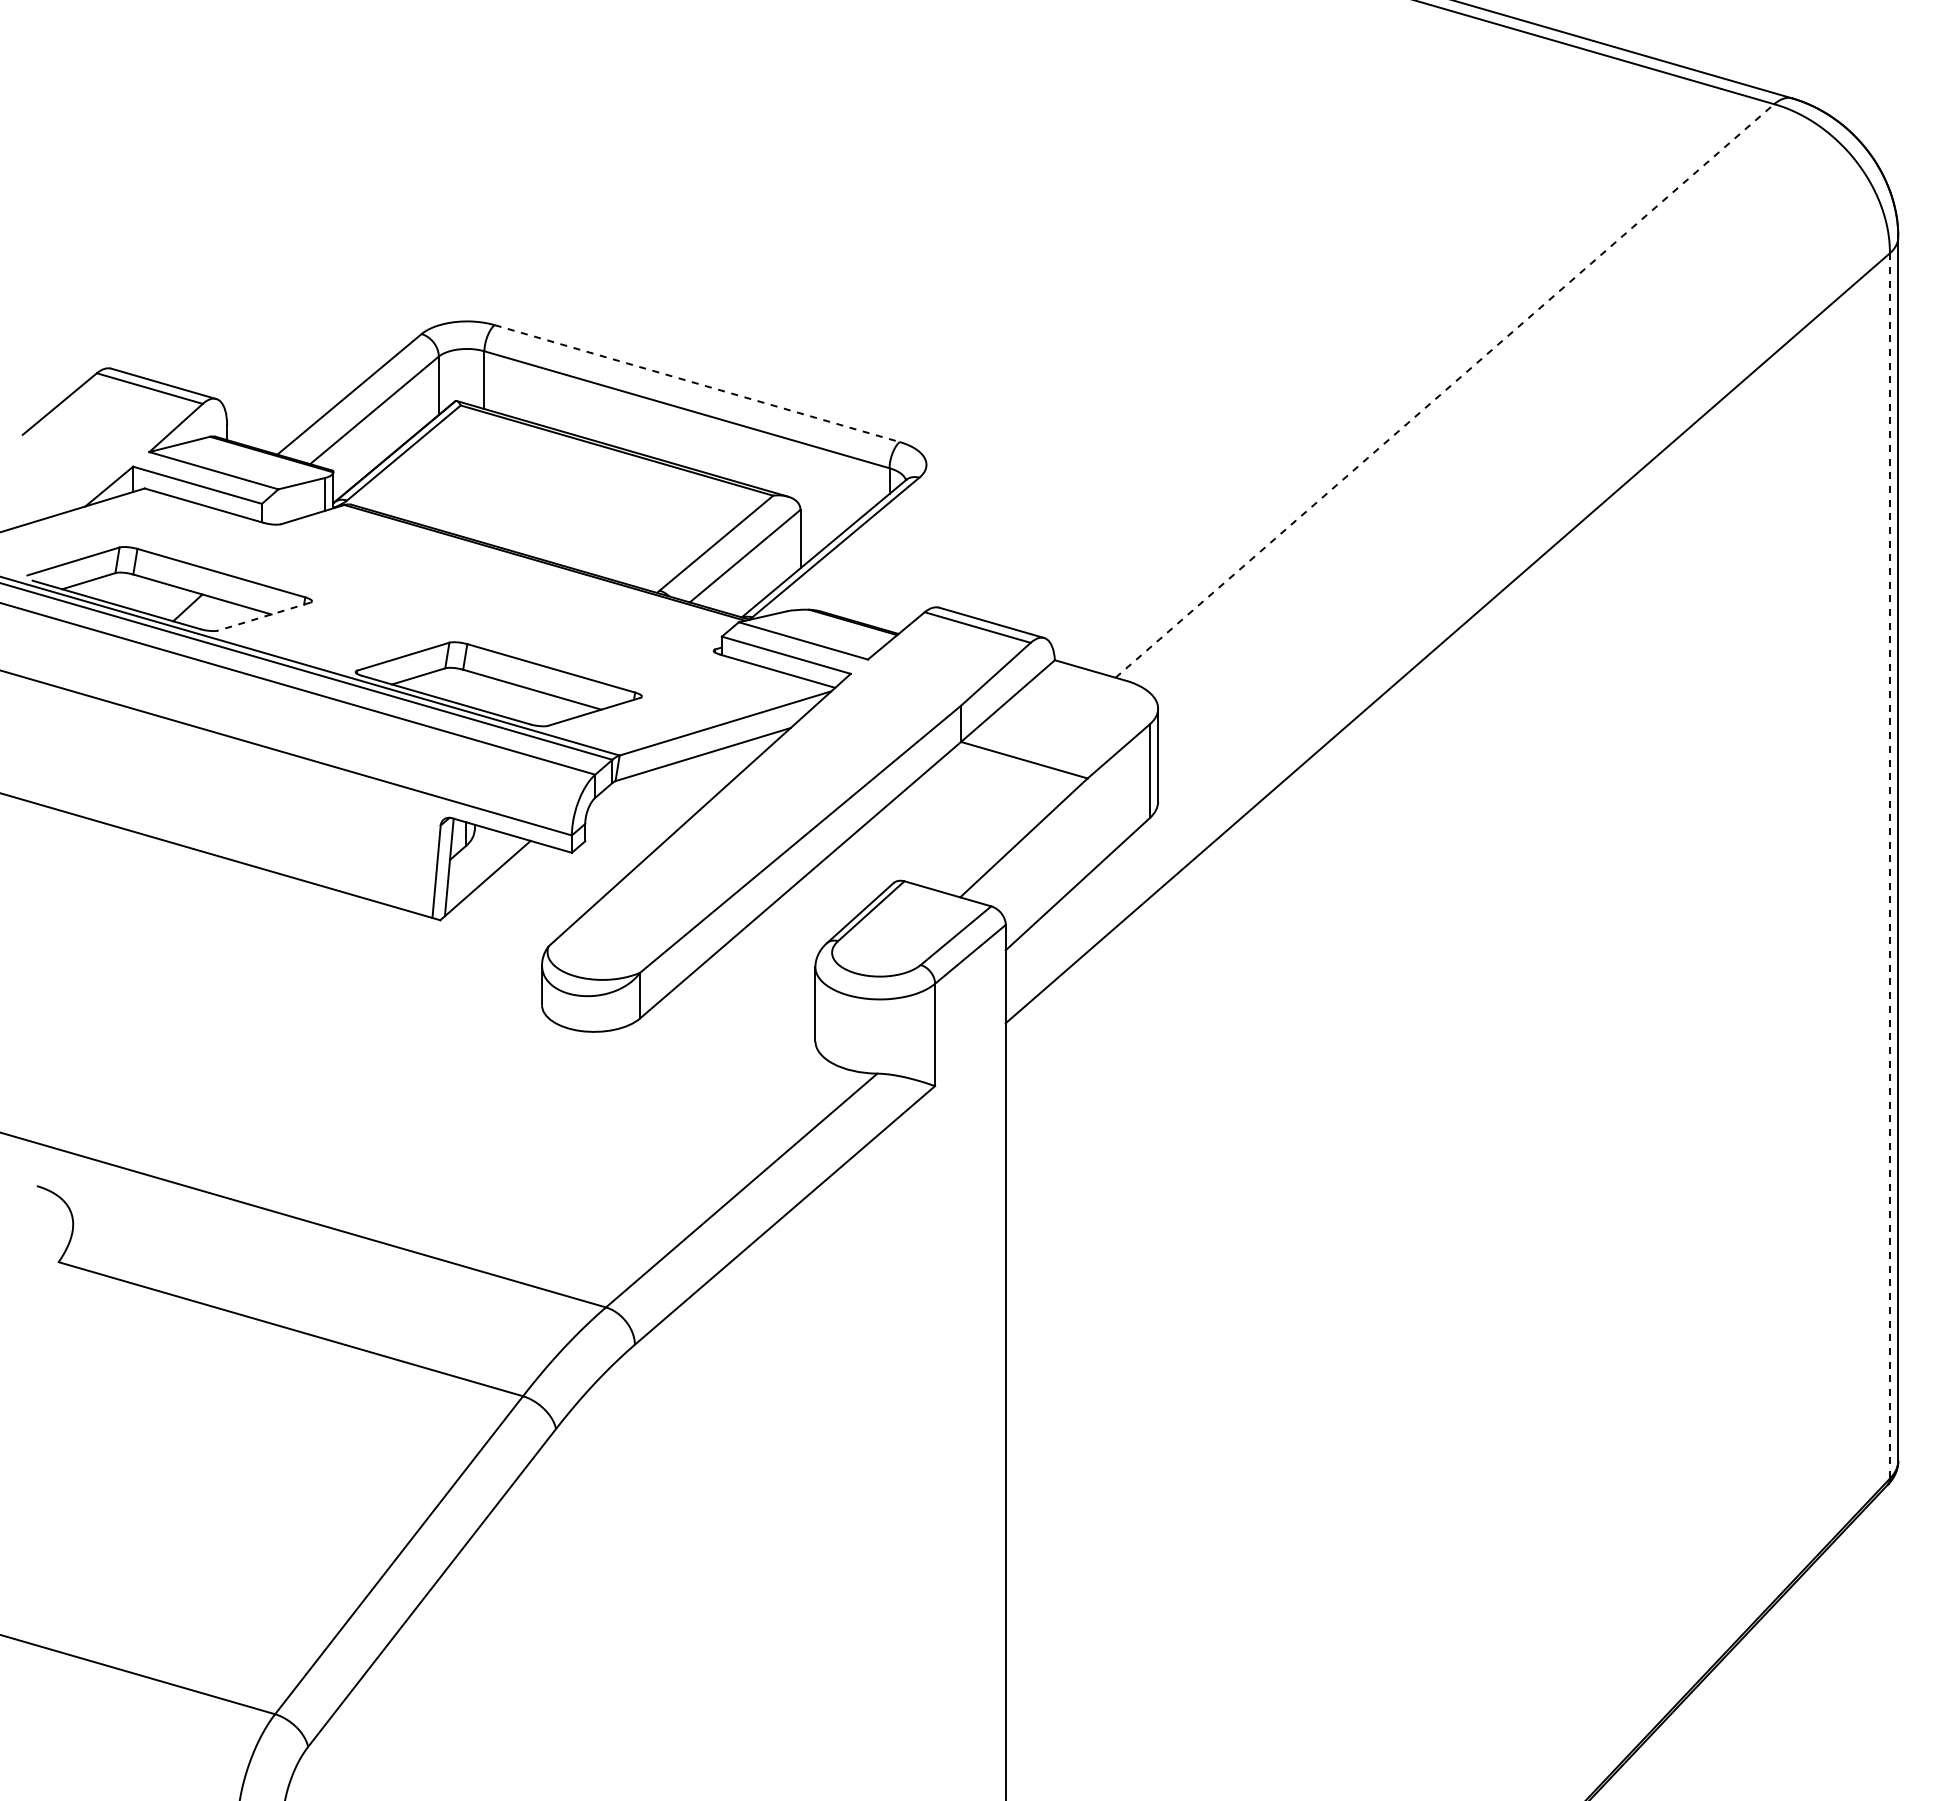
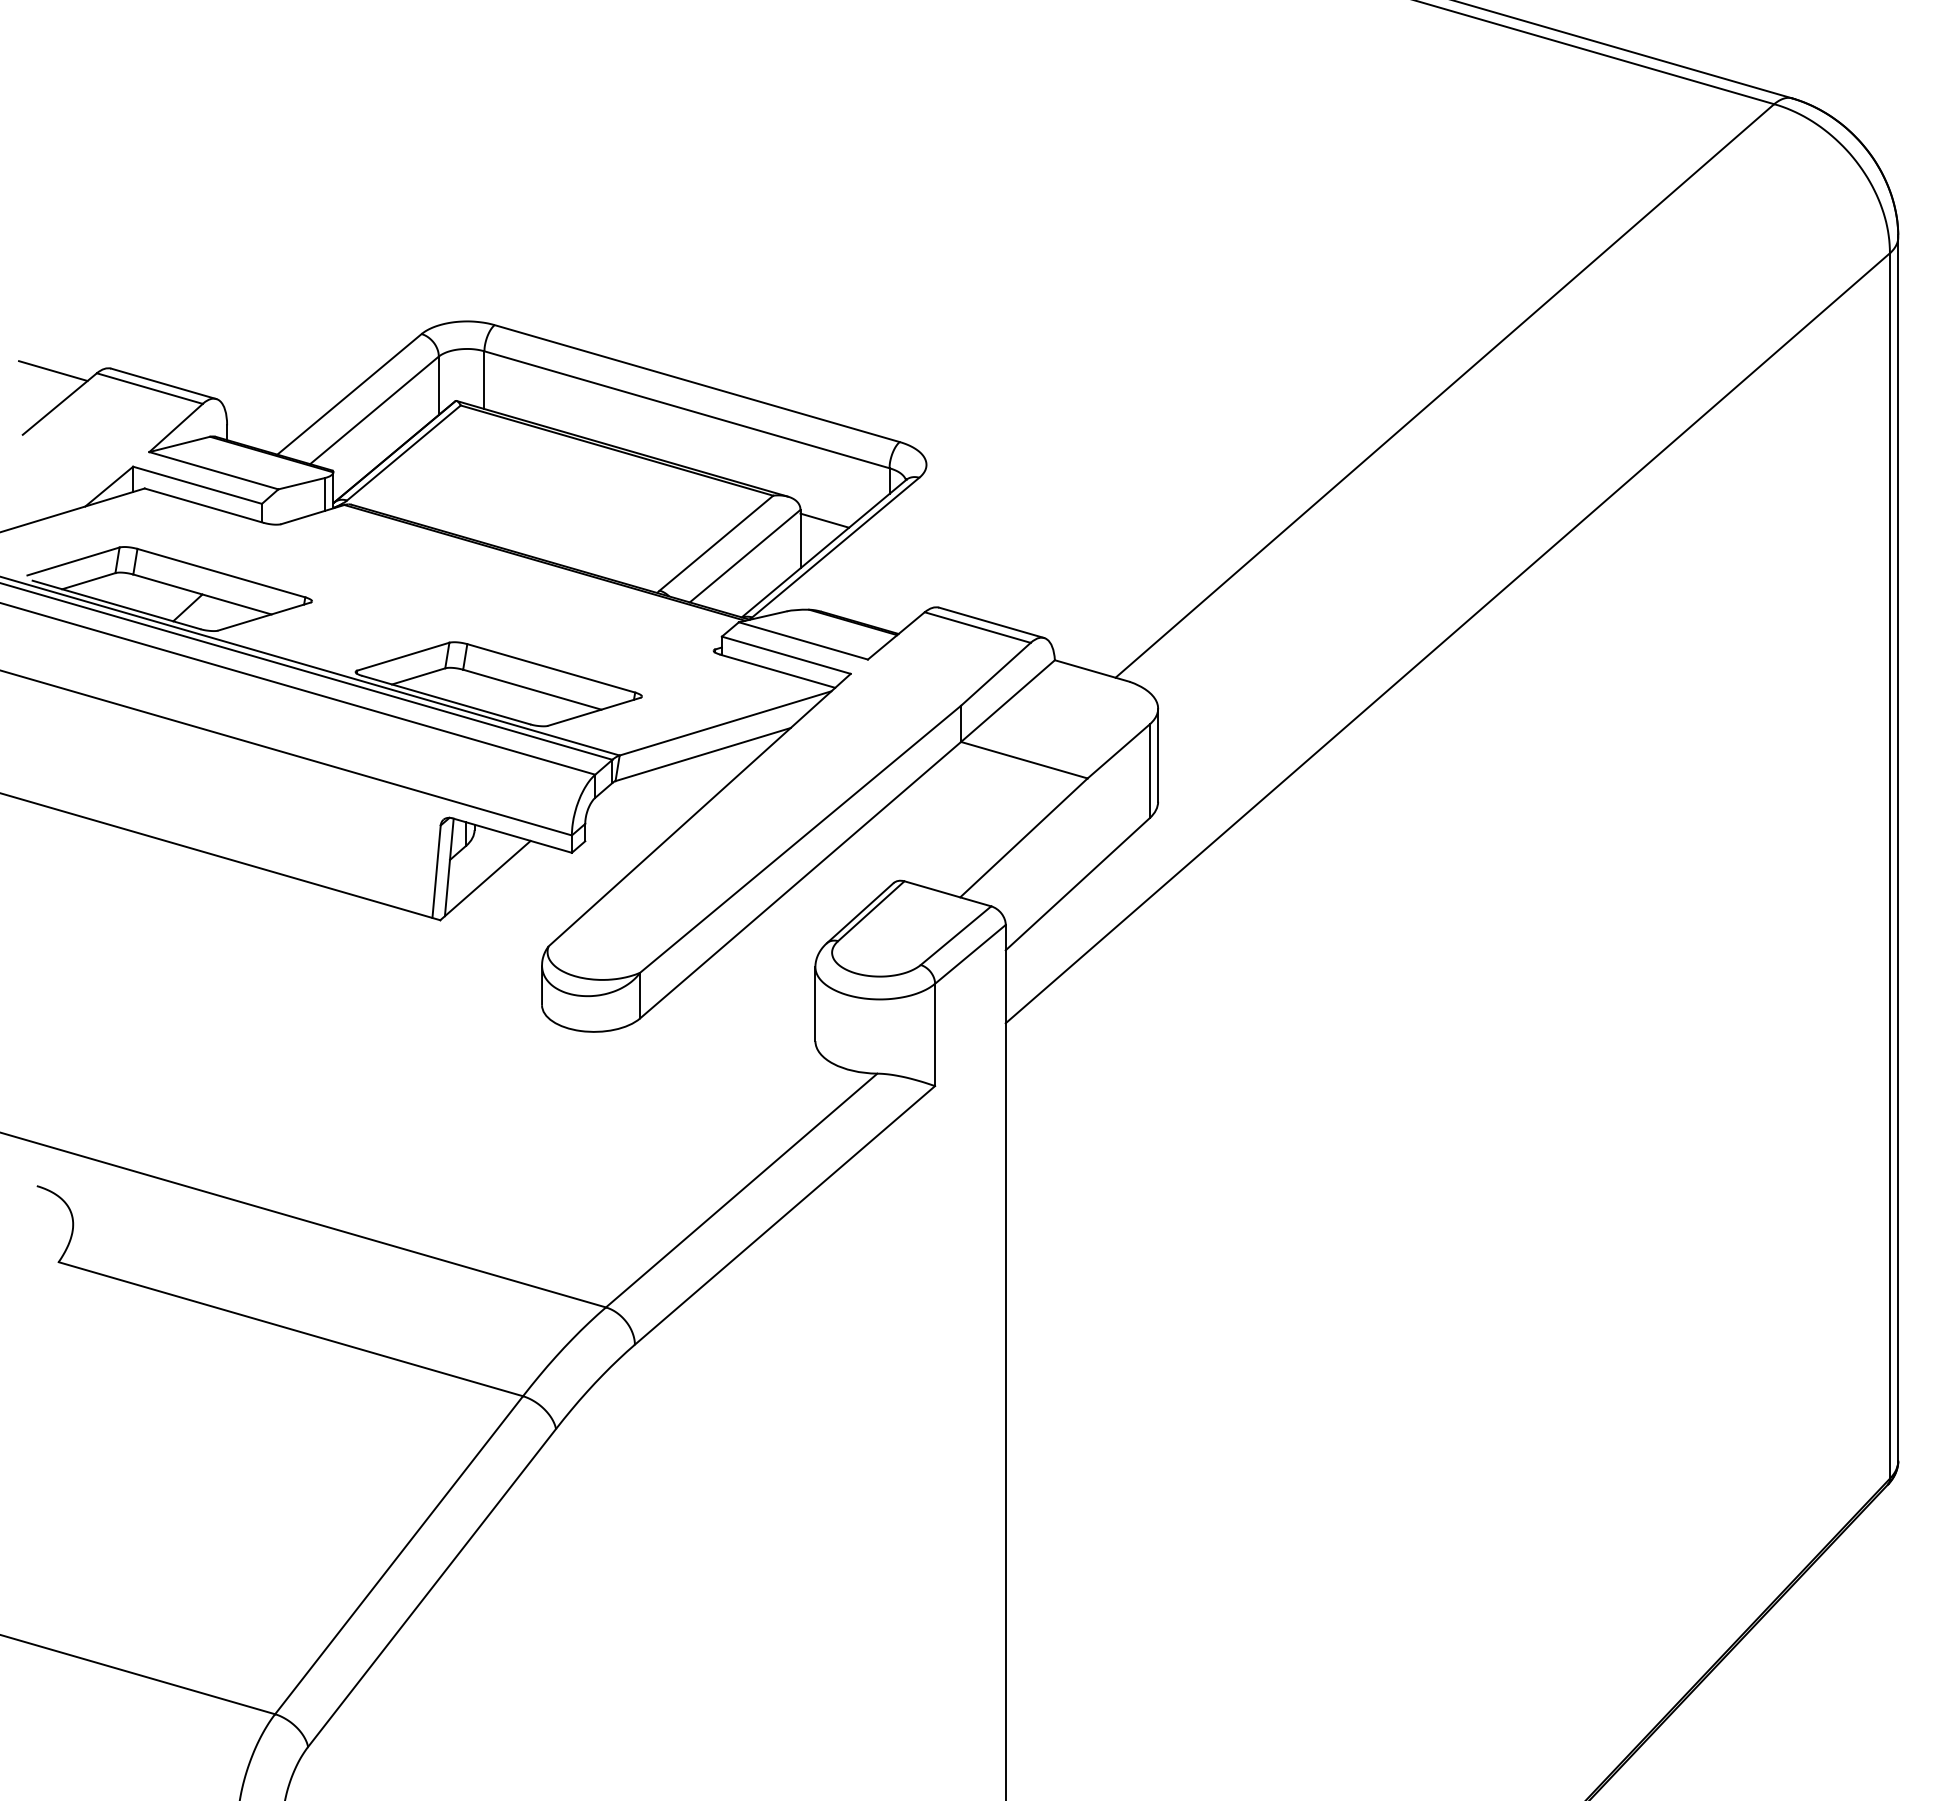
line: none -> present (53, 370)
line: dashed -> solid (697, 383)
line: dashed -> solid (1444, 390)
line: none -> present (824, 520)
line: dashed -> solid (263, 616)
line: dashed -> solid (1889, 865)
